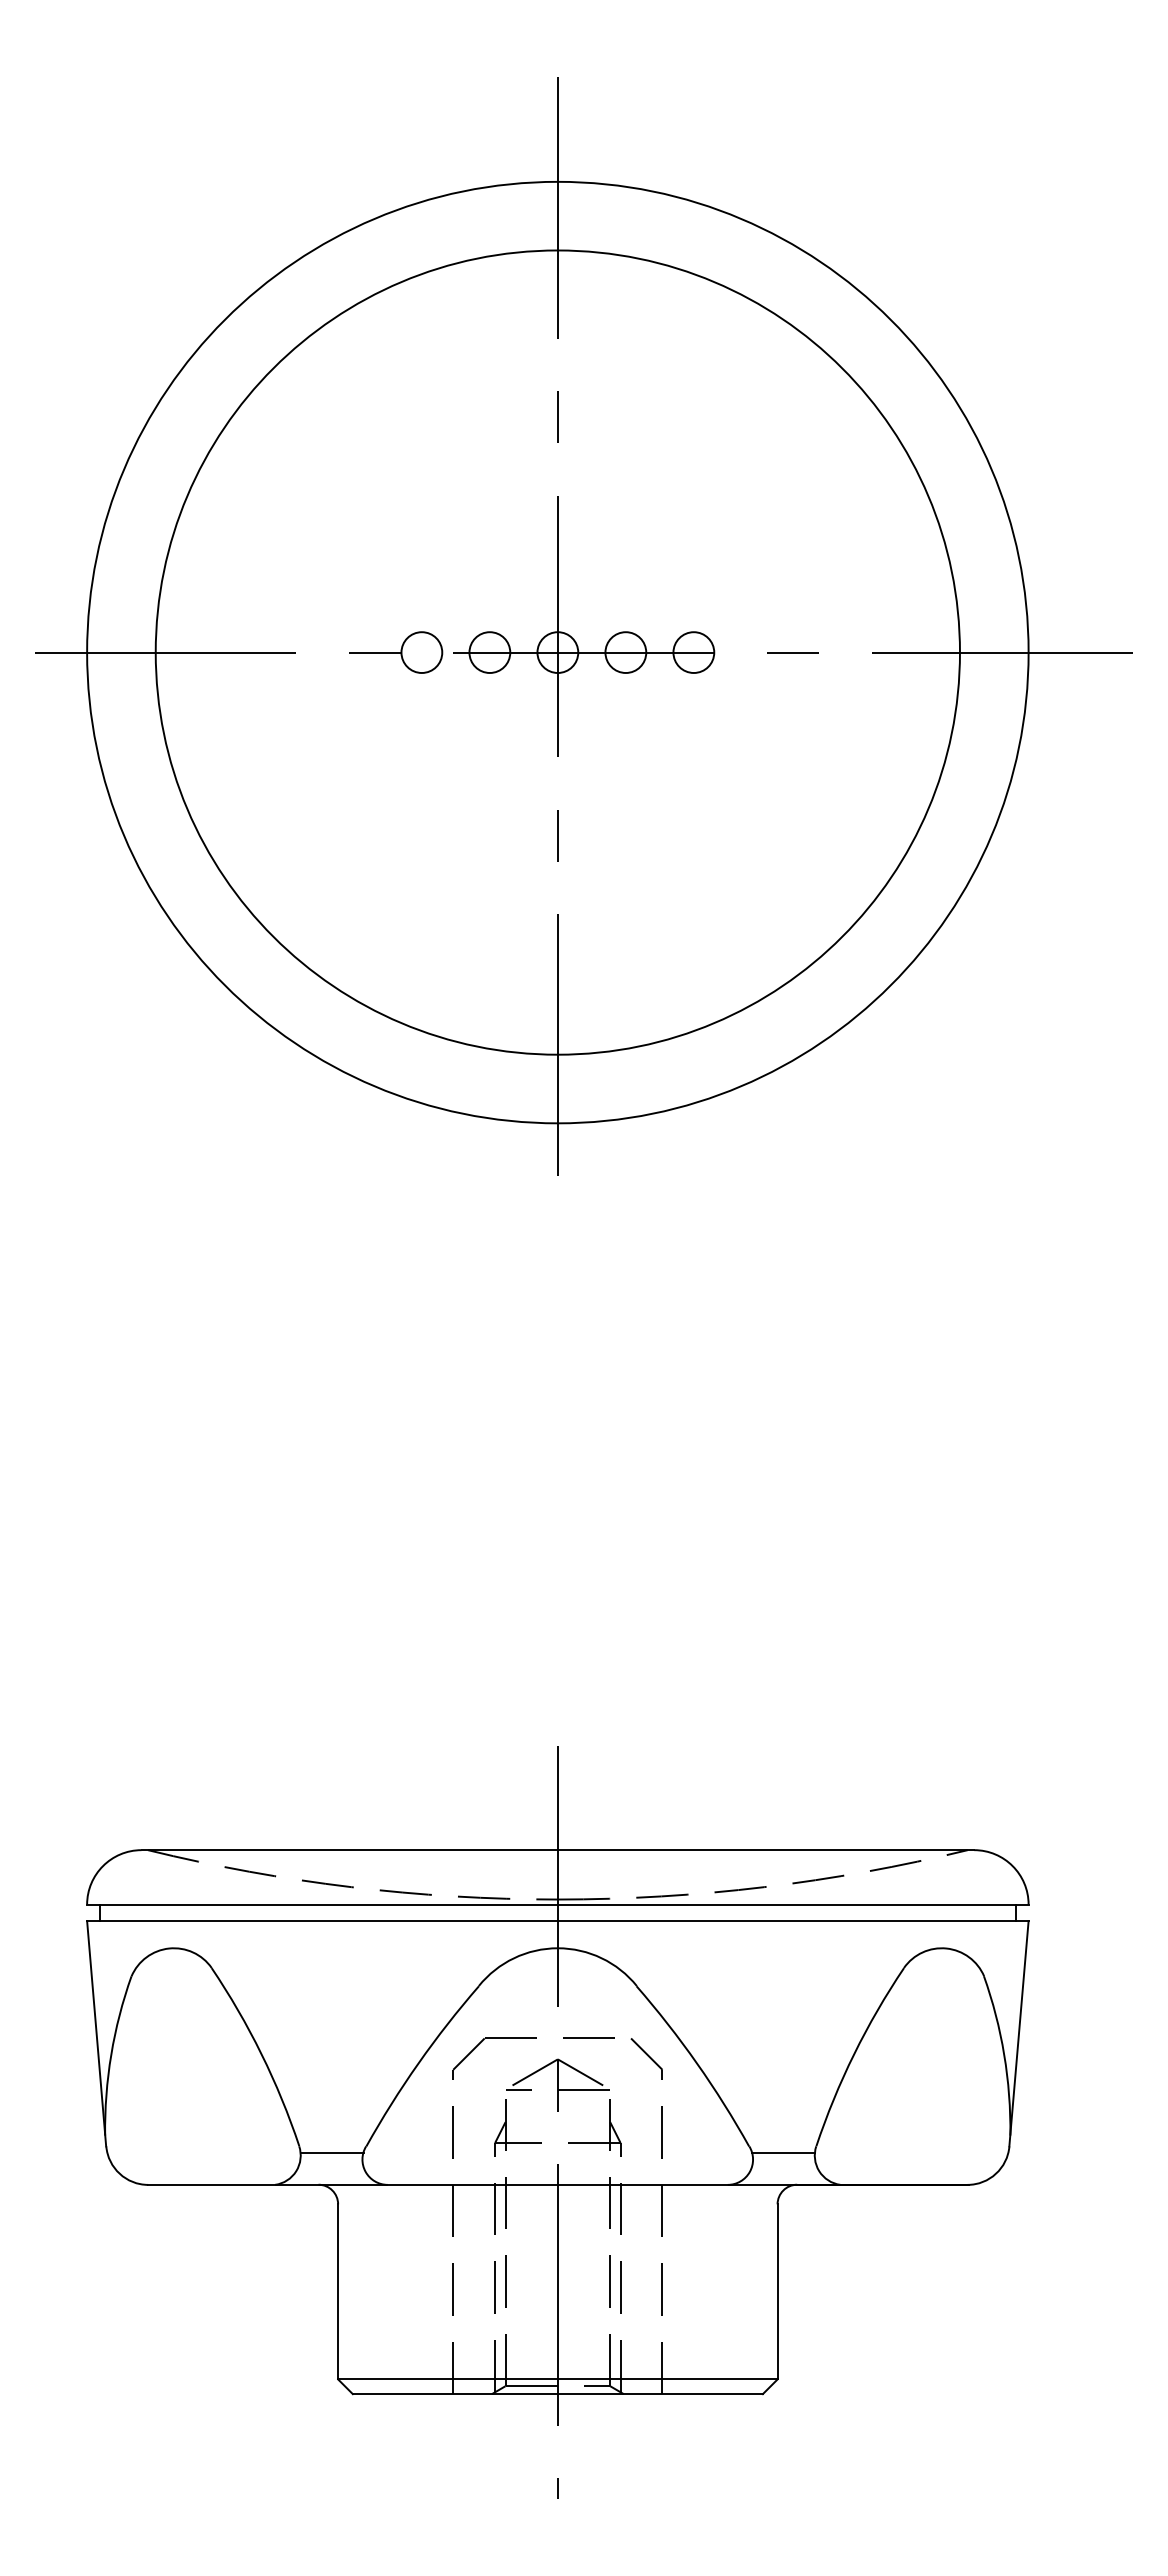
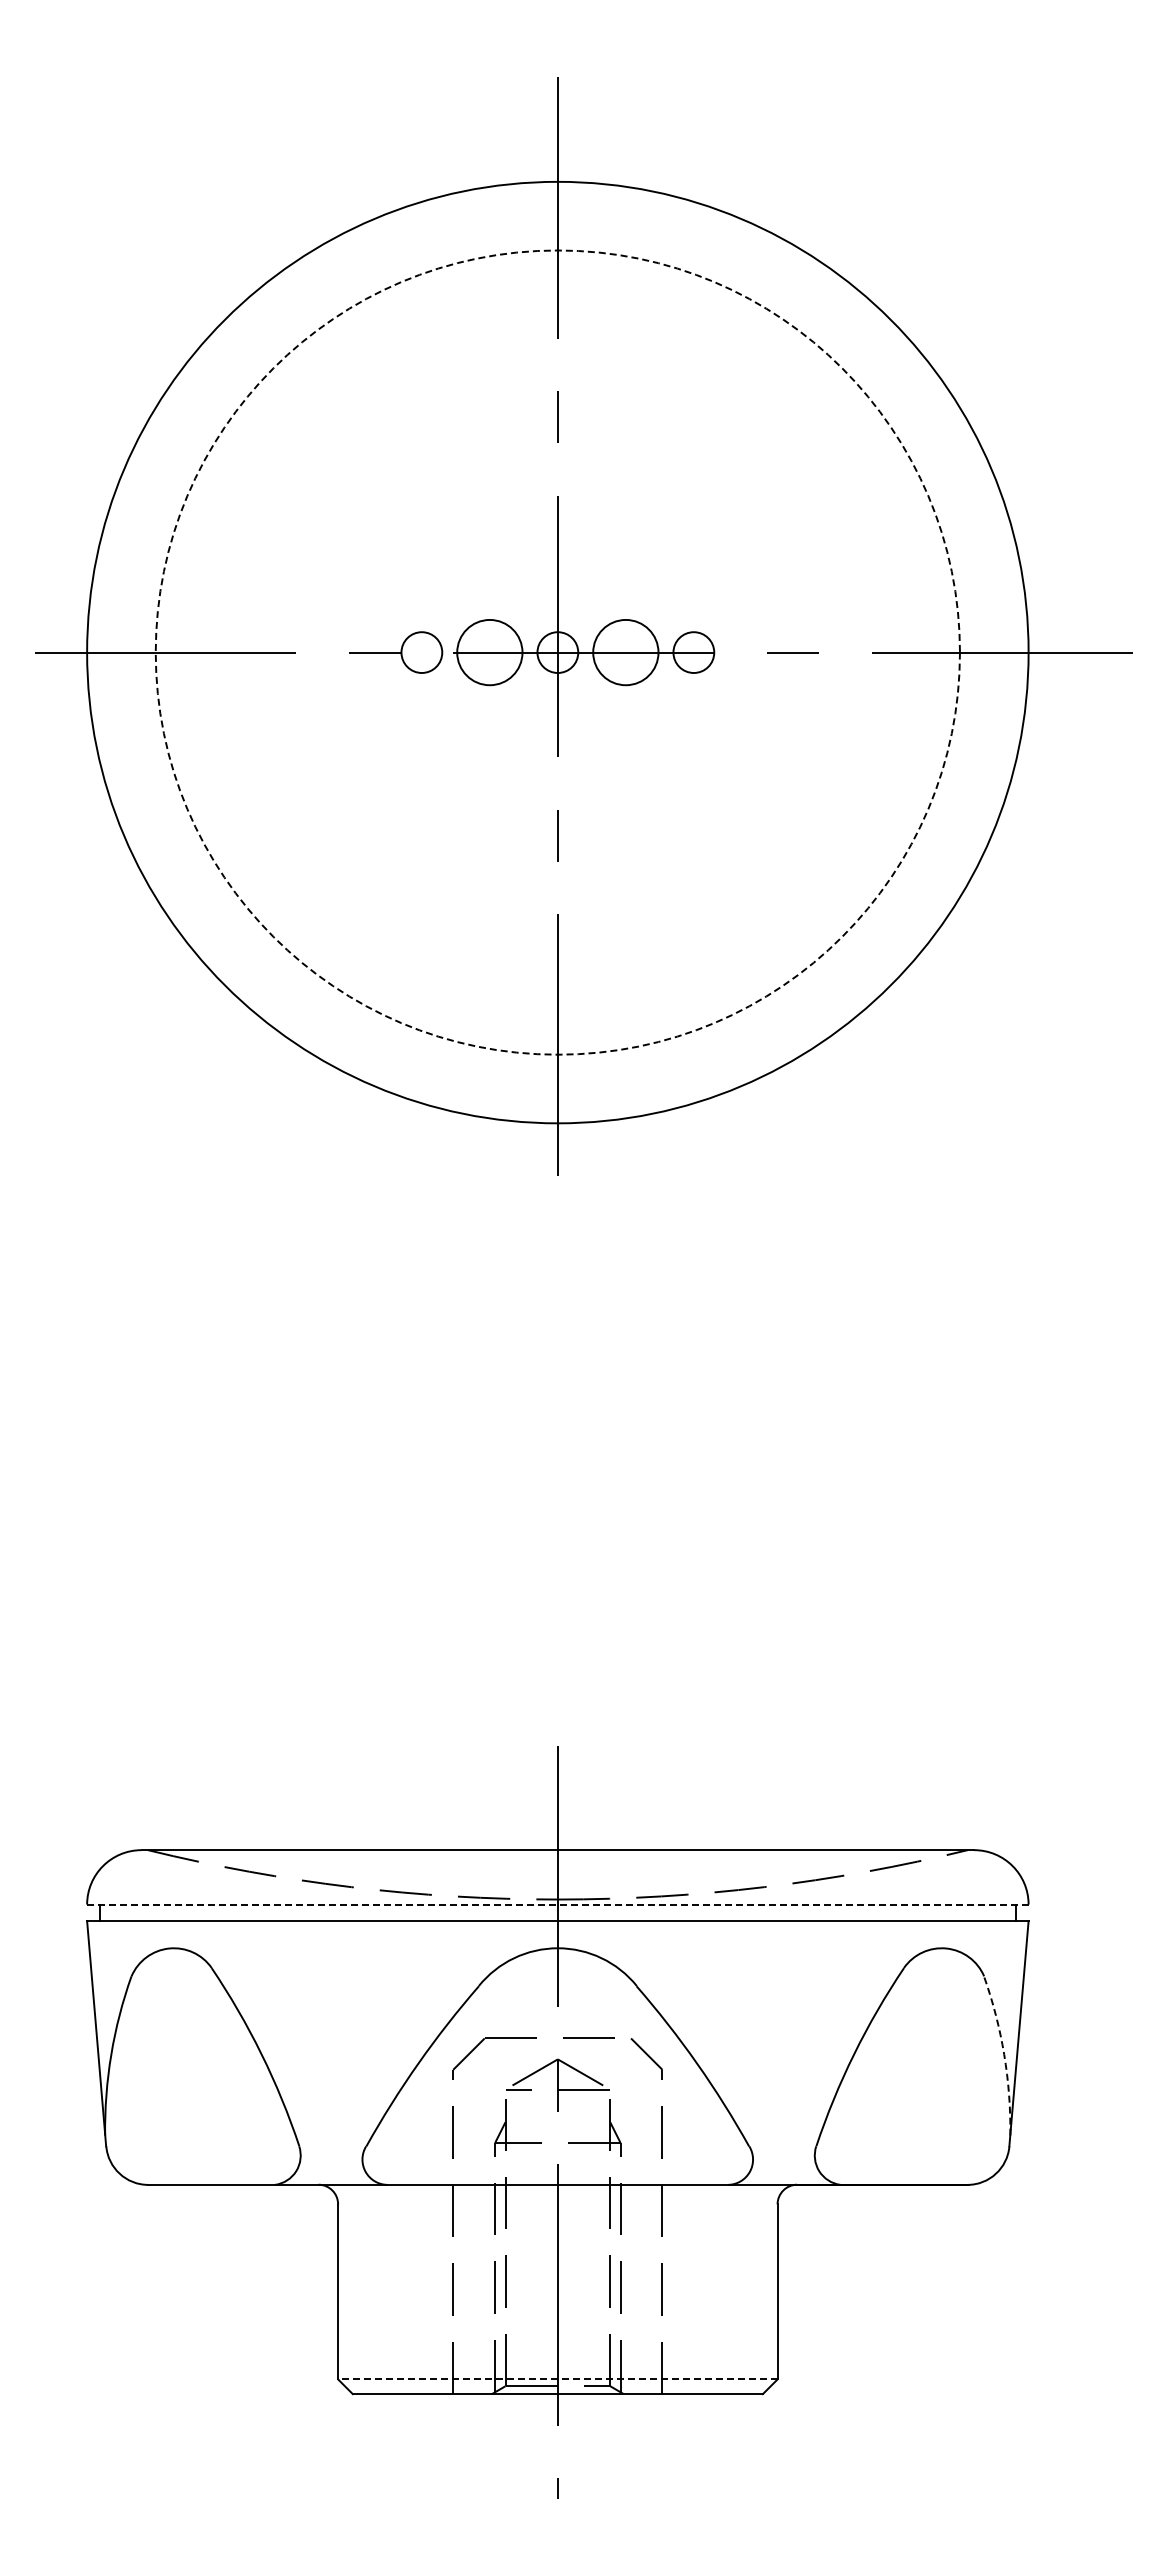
circle diameter: 41 px -> 65 px (489, 652)
circle: solid -> dashed (557, 652)
circle diameter: 41 px -> 65 px (625, 652)
line: solid -> dashed (557, 1904)
arc: solid -> dashed (1004, 2054)
line: present -> none (331, 2152)
line: present -> none (783, 2152)
line: solid -> dashed (557, 2379)
